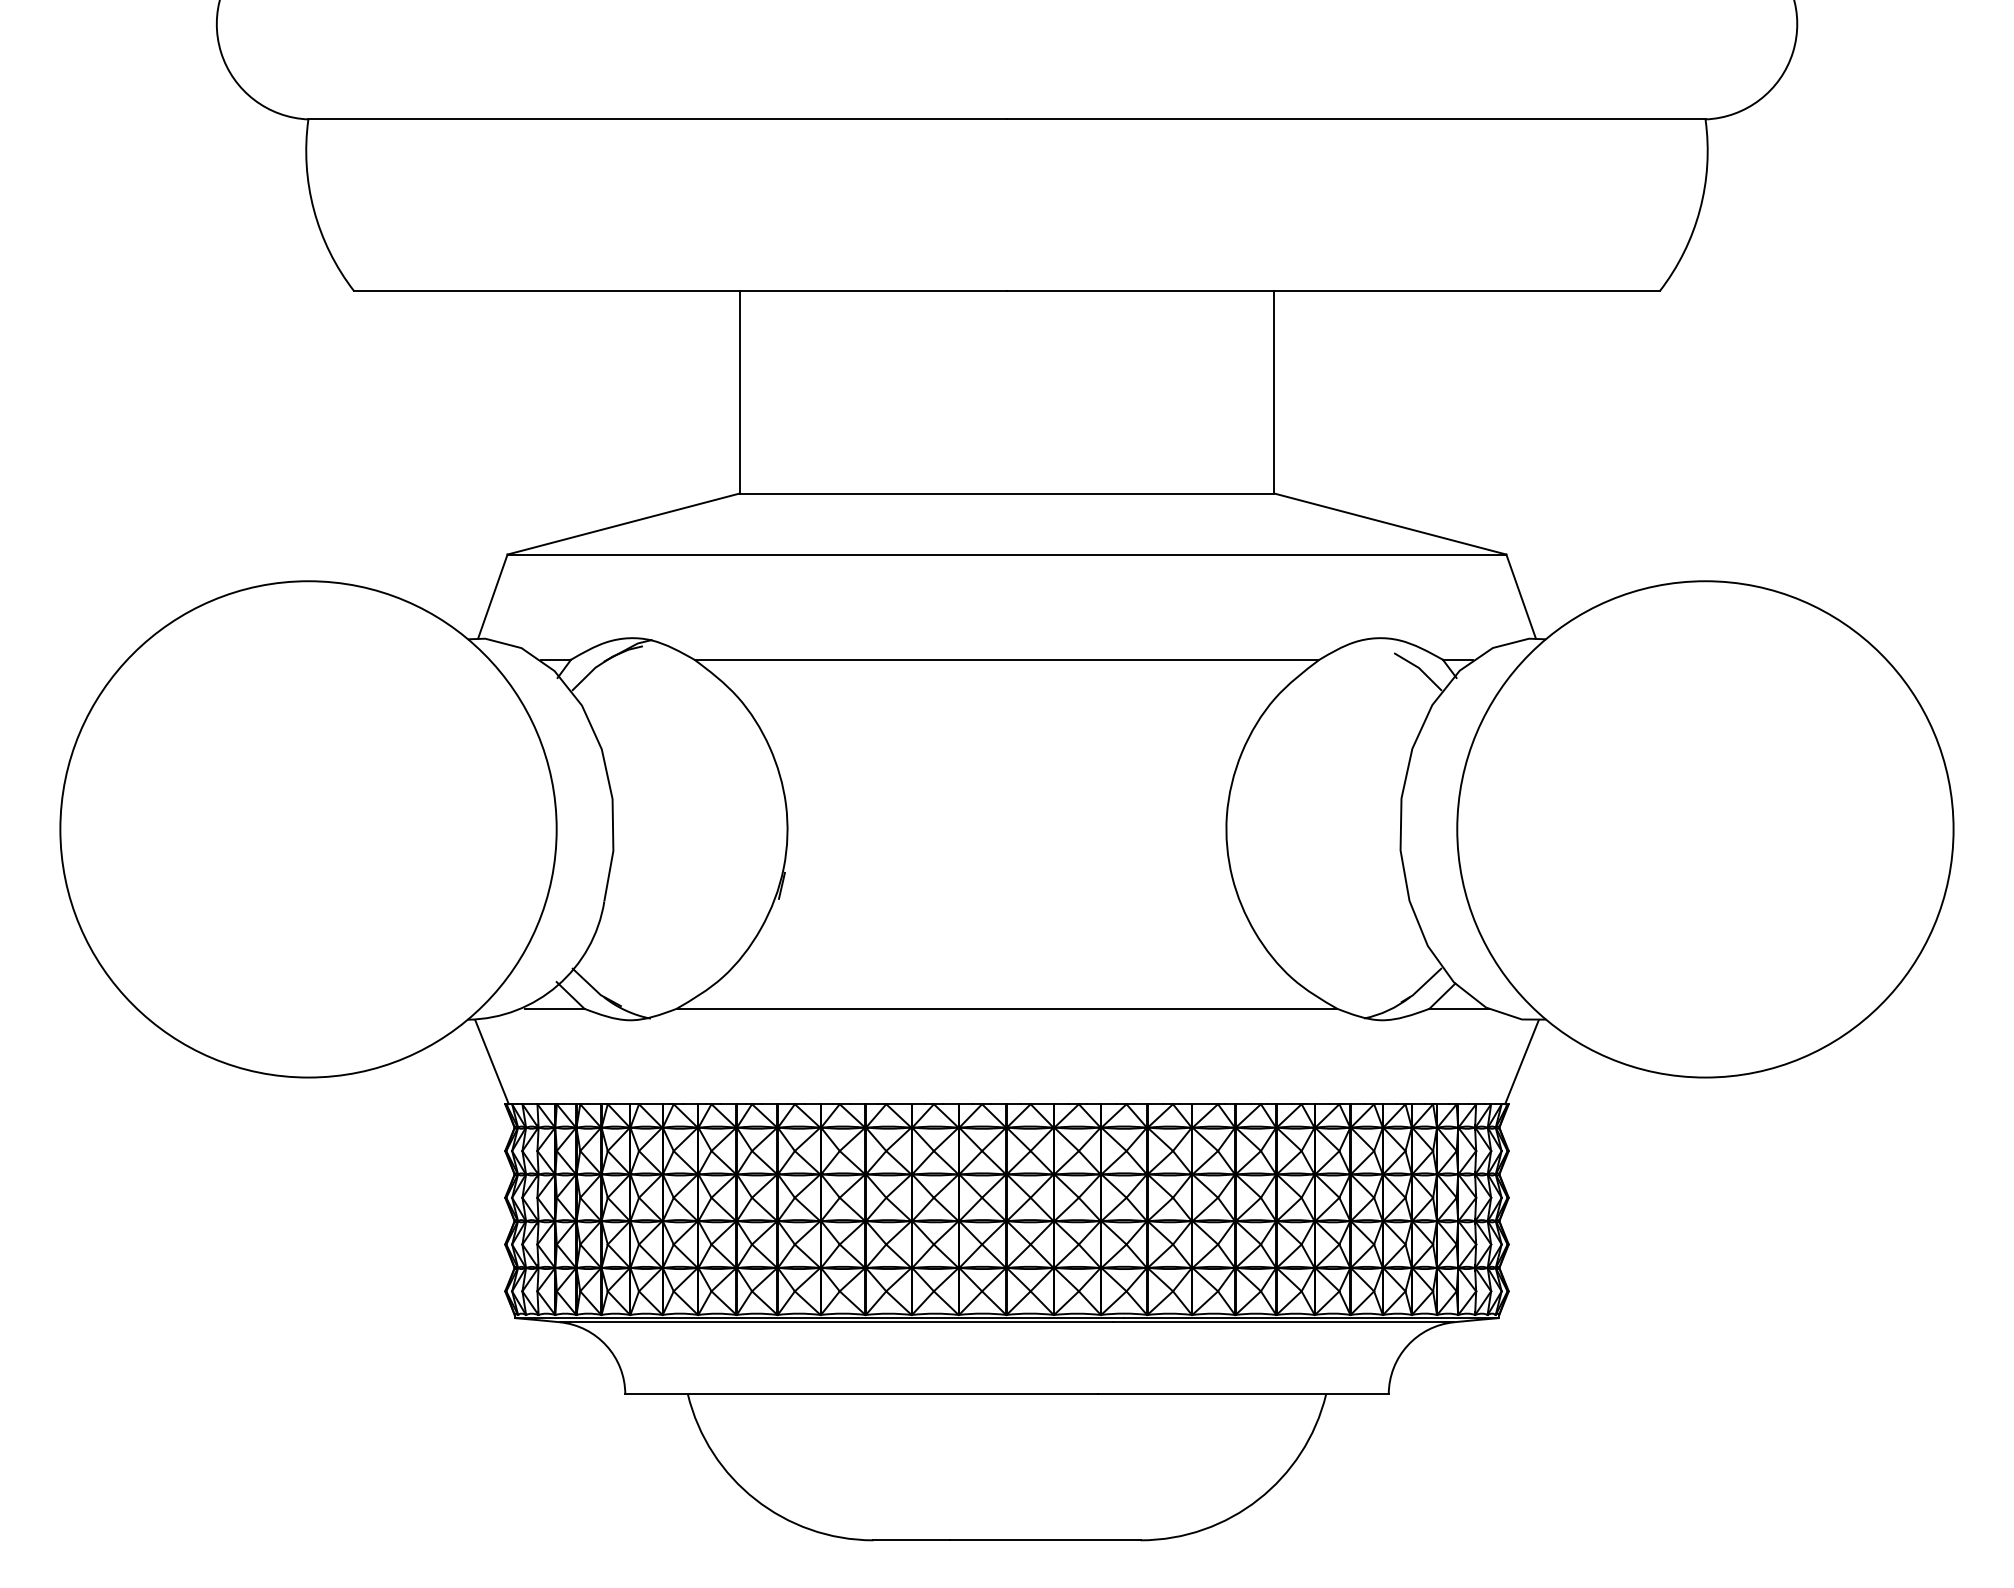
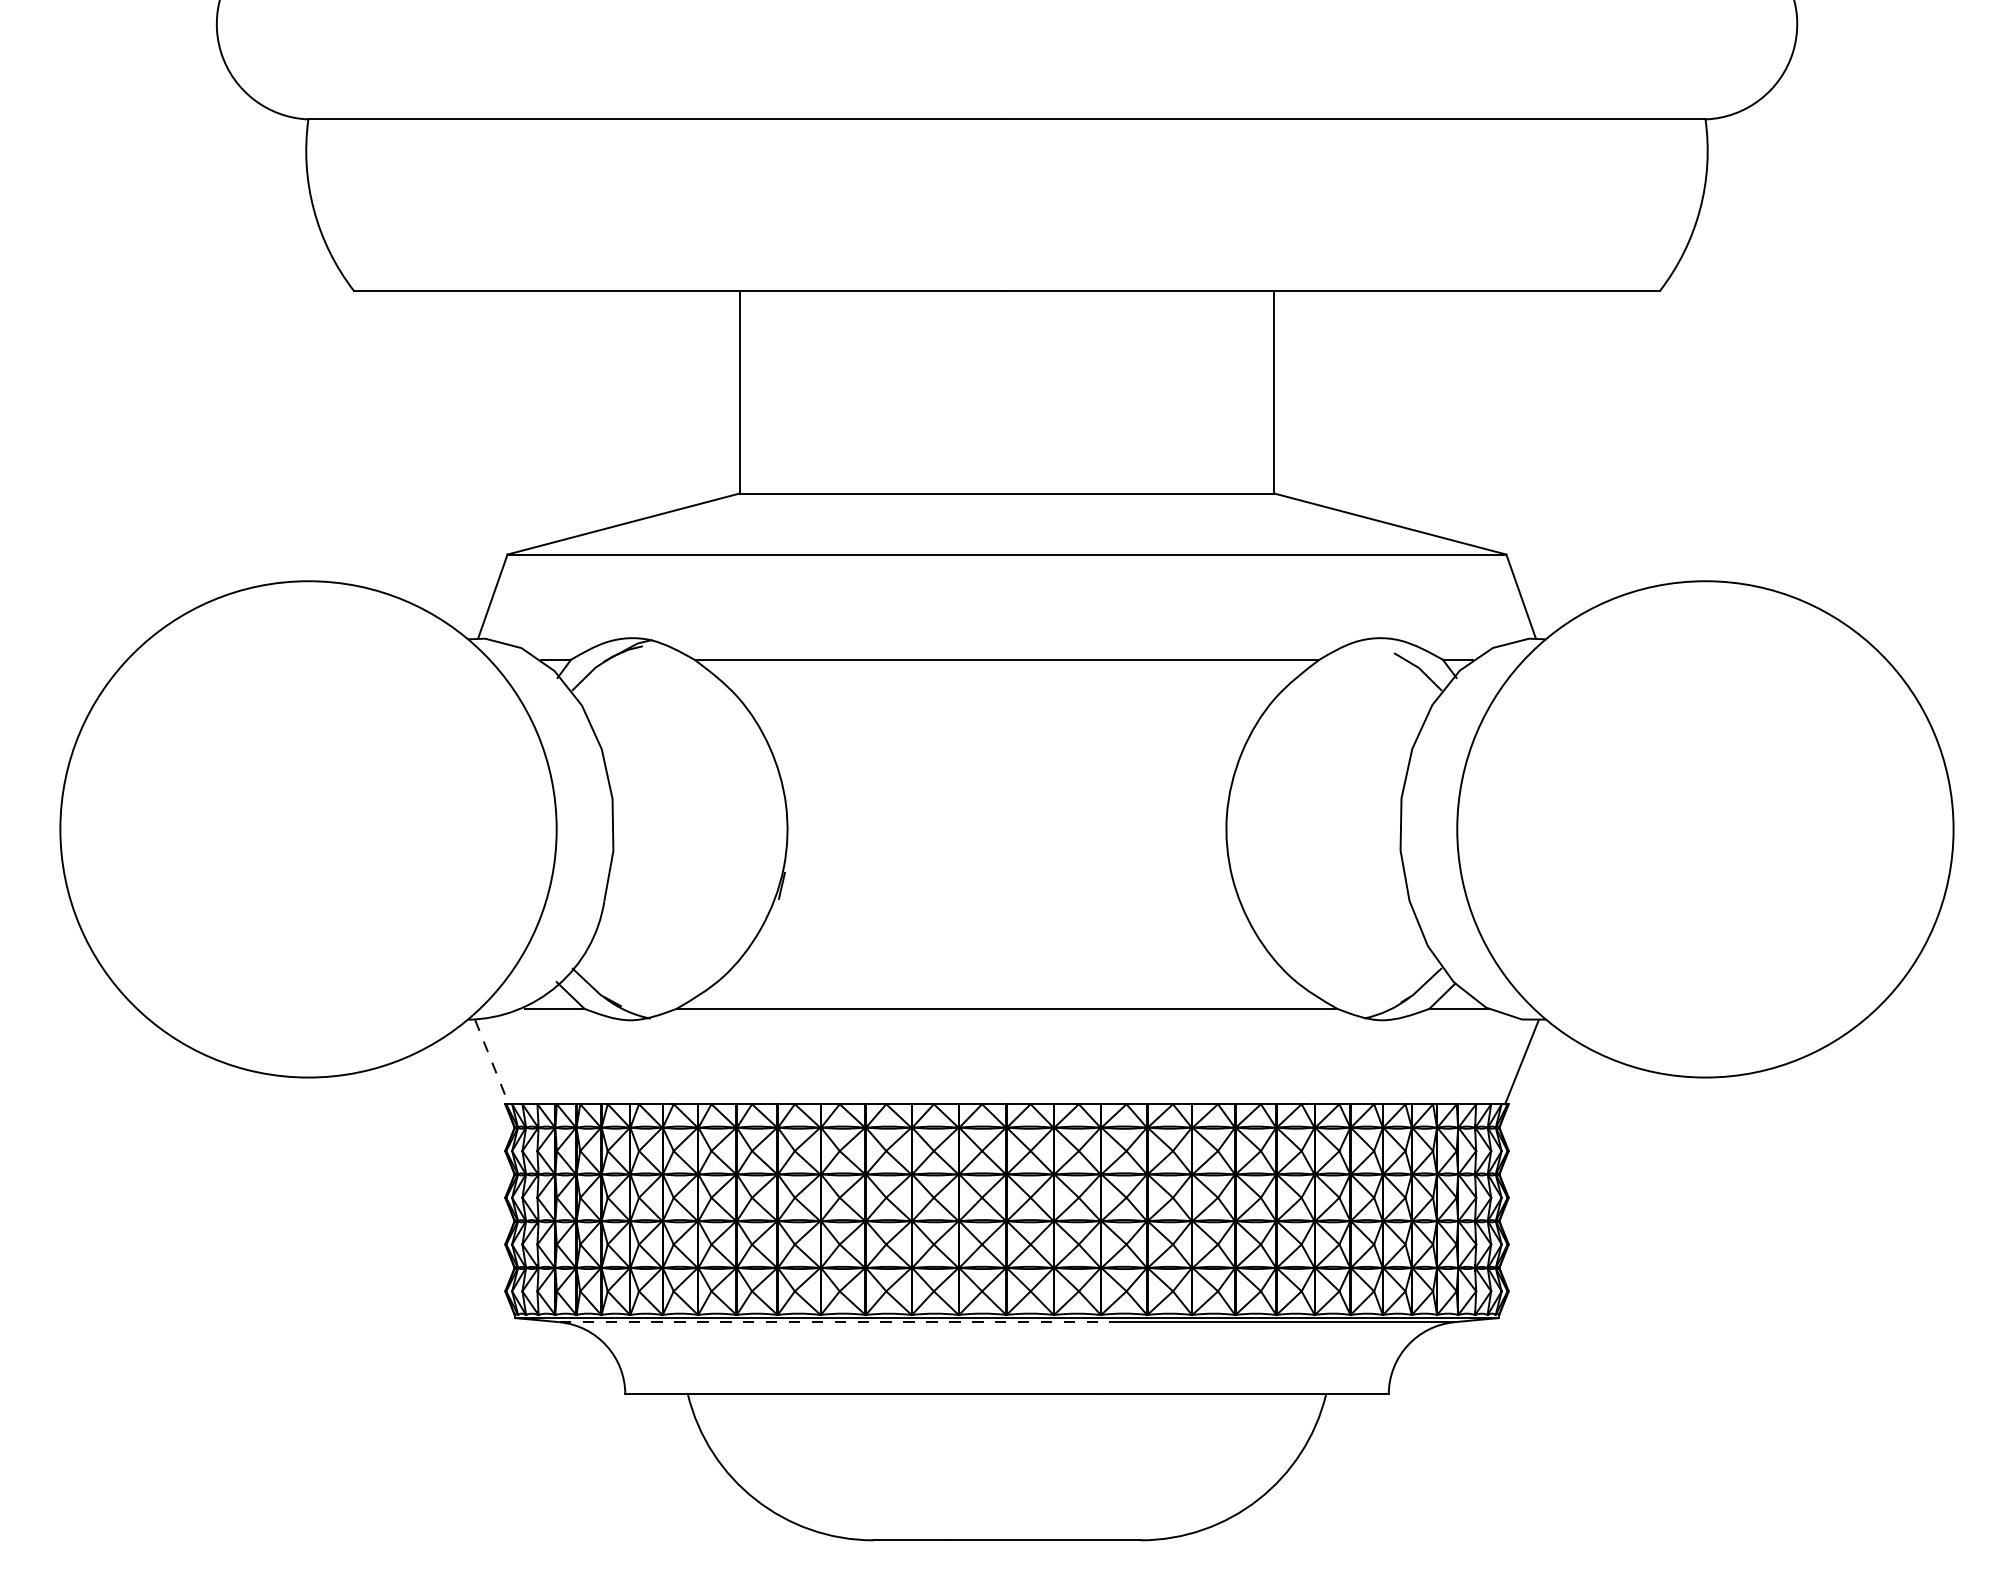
line: solid -> dashed (492, 1062)
line: solid -> dashed (836, 1322)
